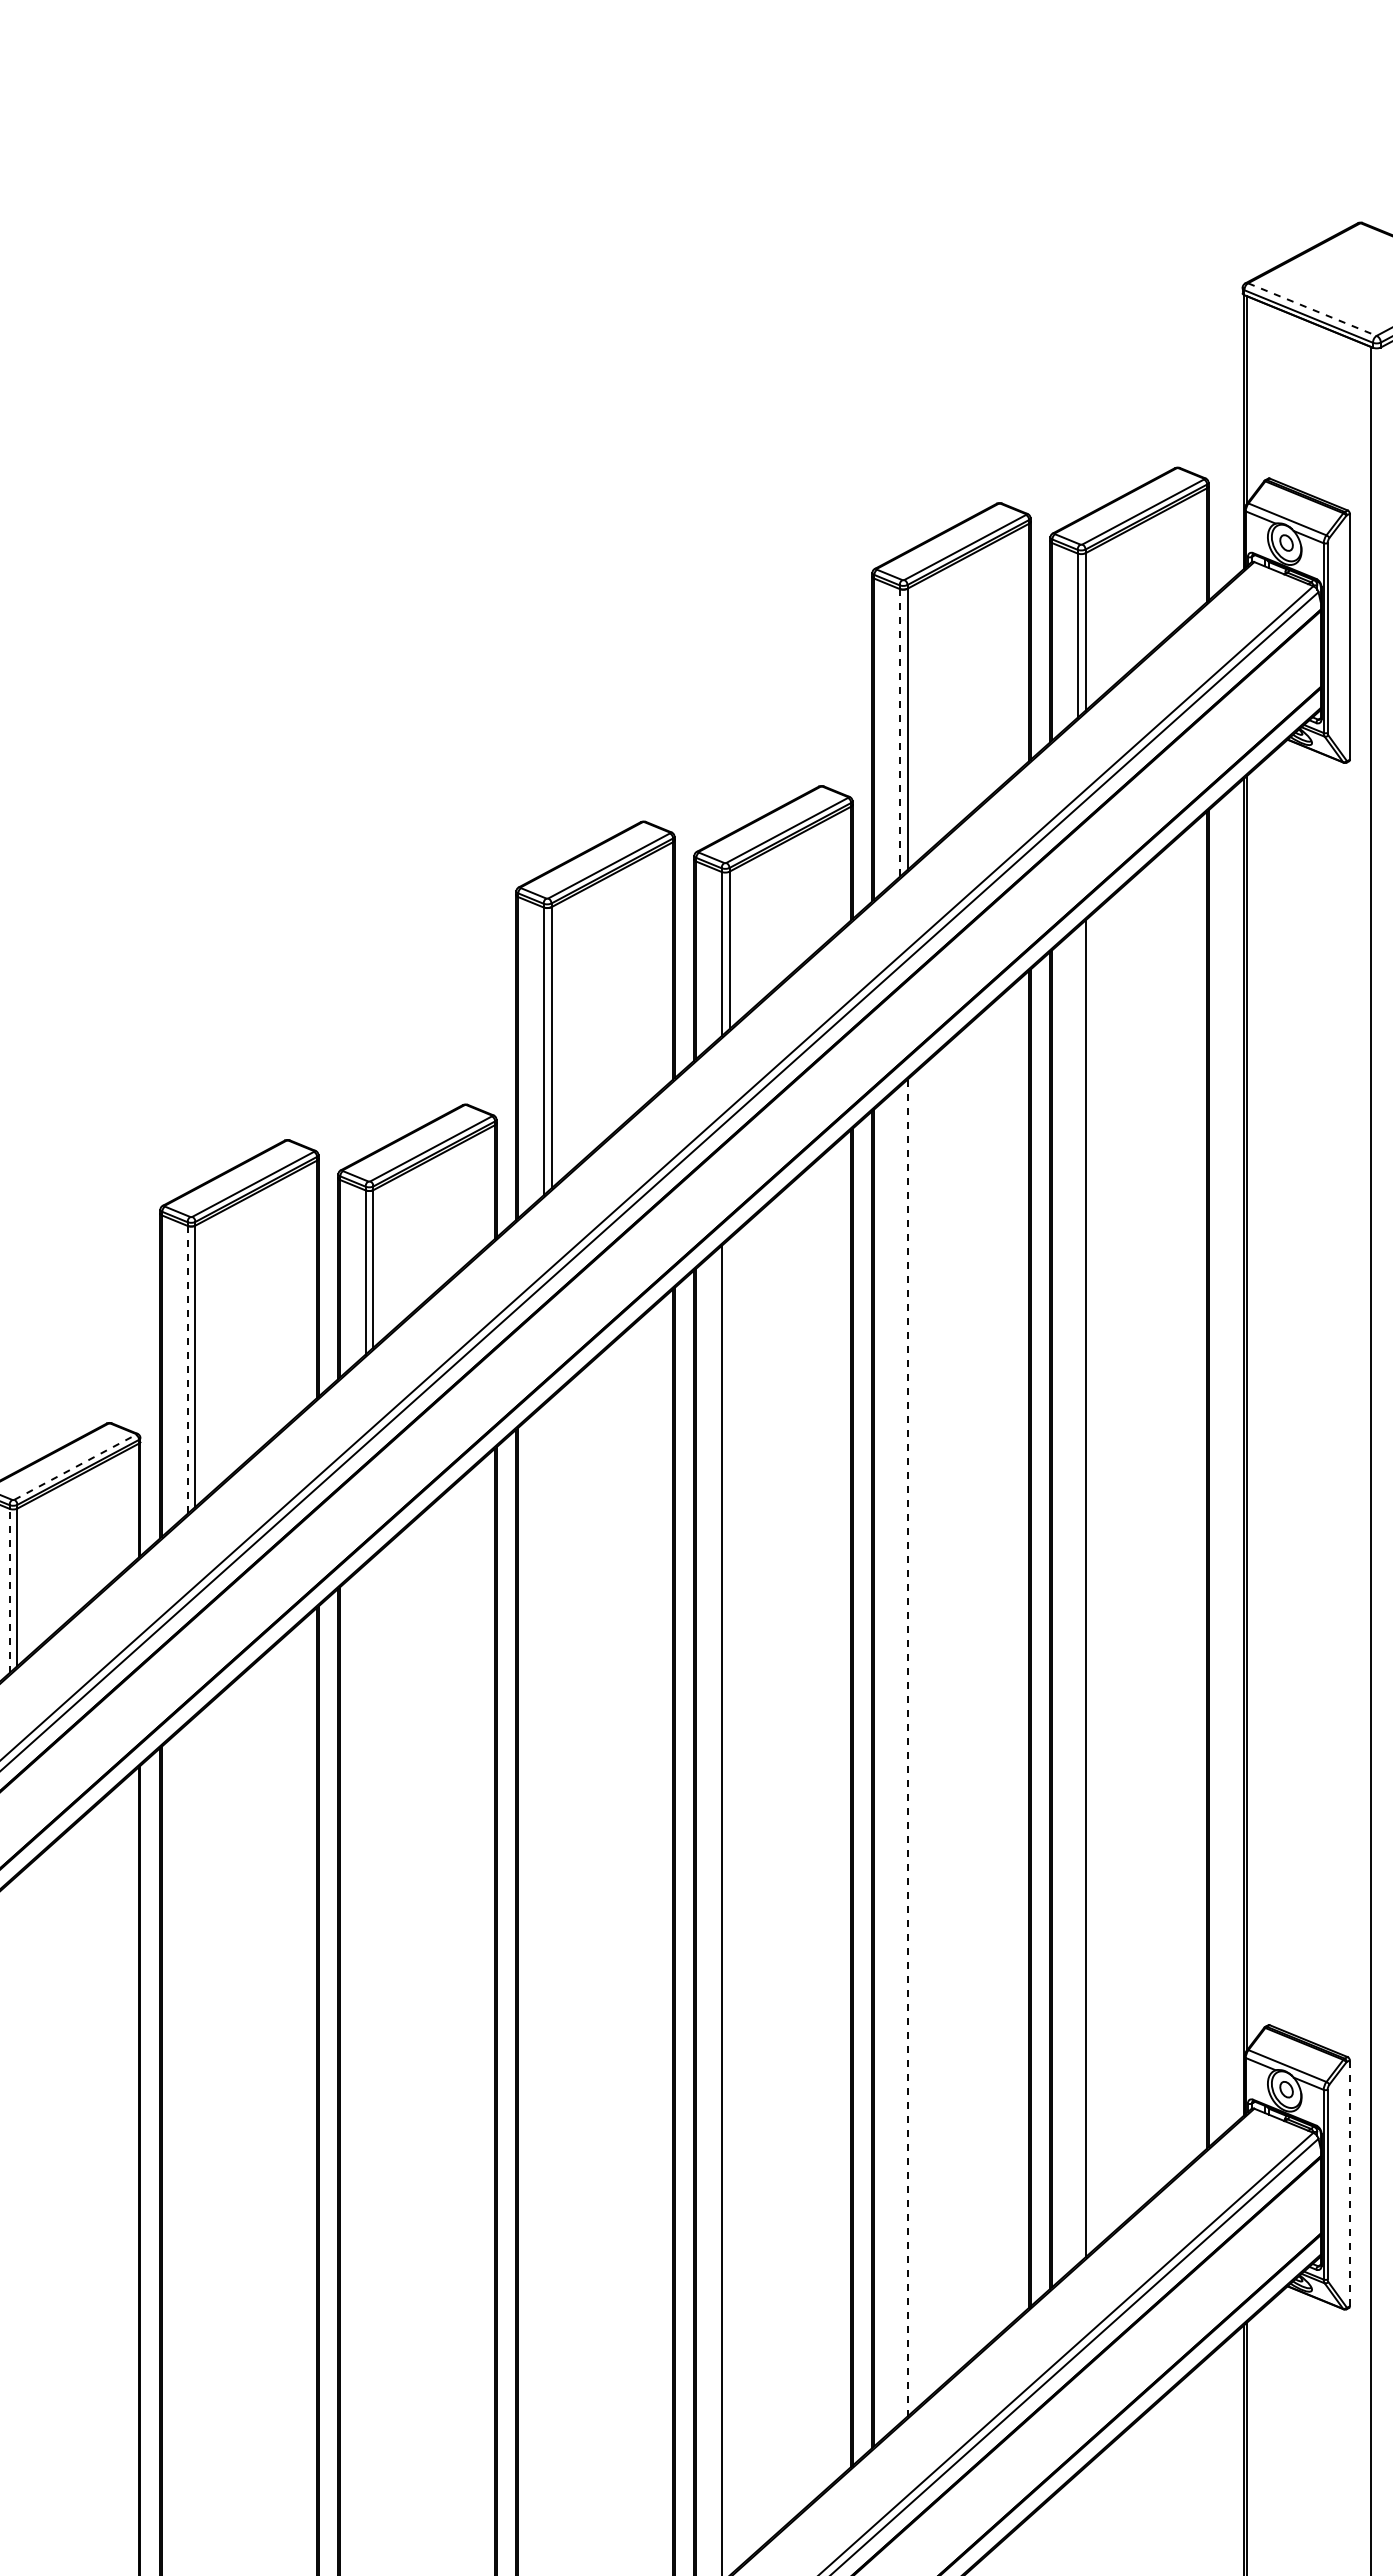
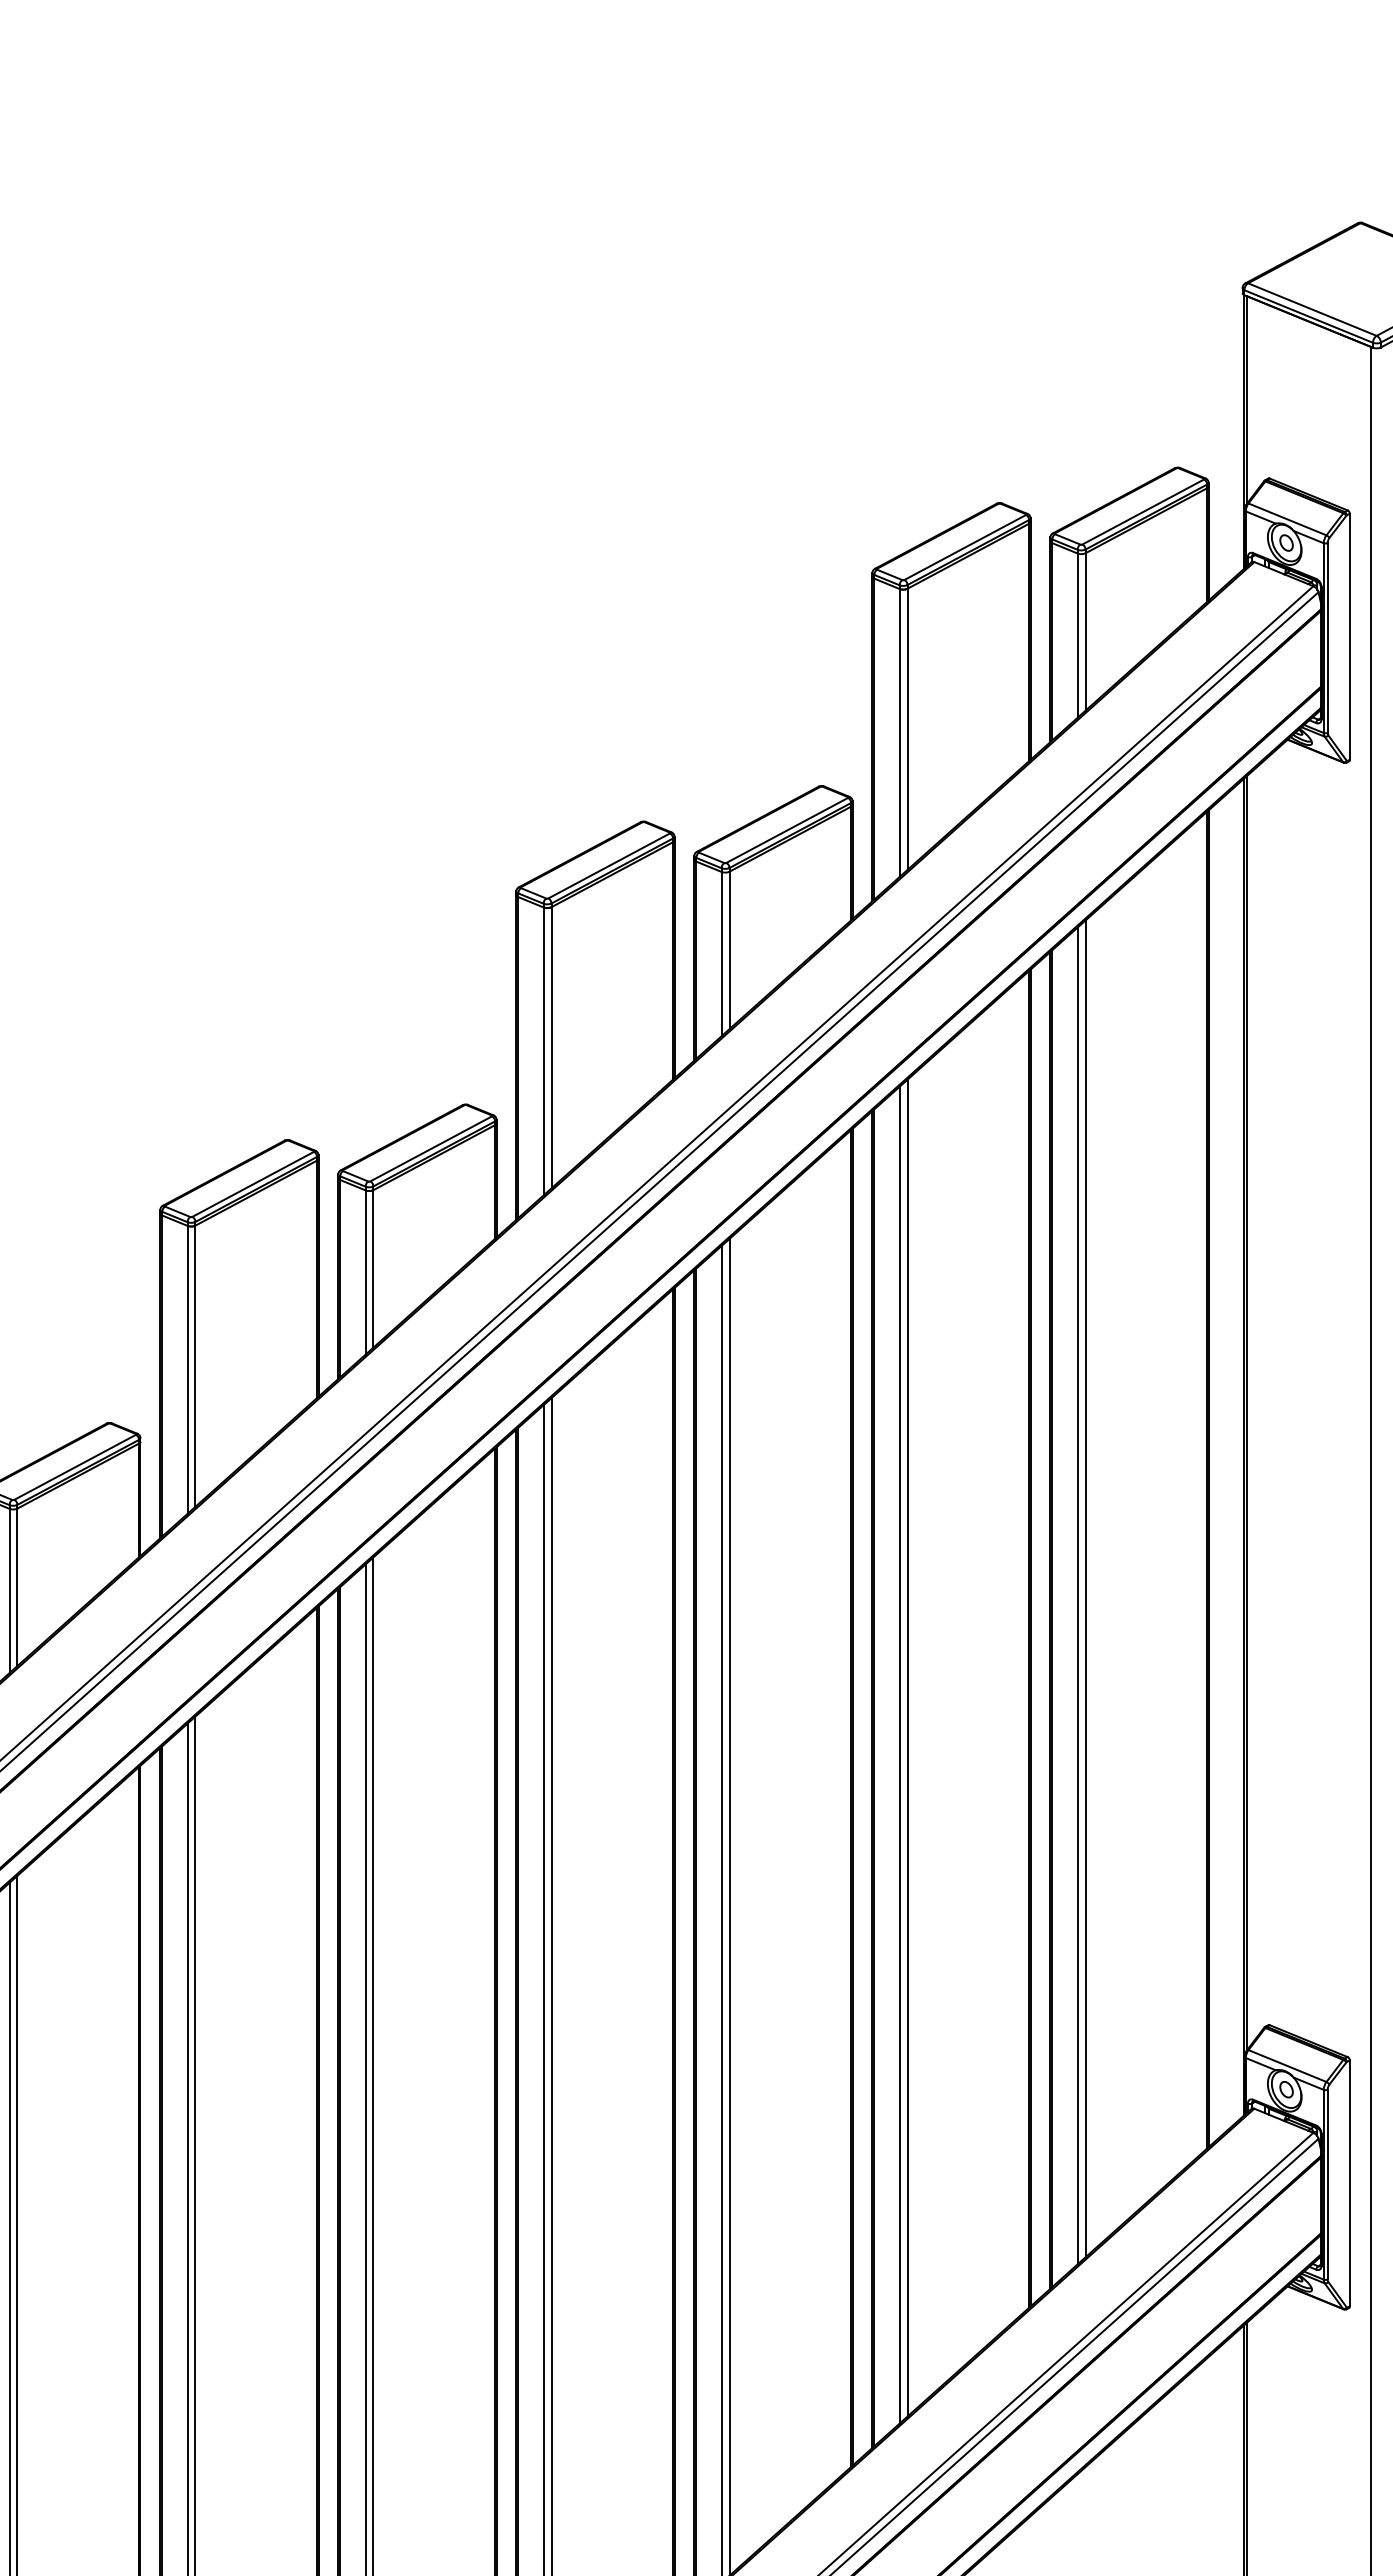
line: dashed -> solid (1312, 309)
line: dashed -> solid (899, 733)
line: dashed -> solid (187, 1369)
line: dashed -> solid (75, 1467)
line: dashed -> solid (9, 1590)
line: none -> present (1077, 1595)
line: dashed -> solid (907, 1748)
line: none -> present (899, 1754)
line: none -> present (729, 1905)
line: none -> present (551, 1985)
line: none -> present (543, 1988)
line: none -> present (373, 2064)
line: none -> present (365, 2068)
line: none -> present (195, 2144)
line: none -> present (187, 2147)
line: dashed -> solid (1349, 2183)
line: none -> present (17, 2223)
line: none -> present (9, 2227)
